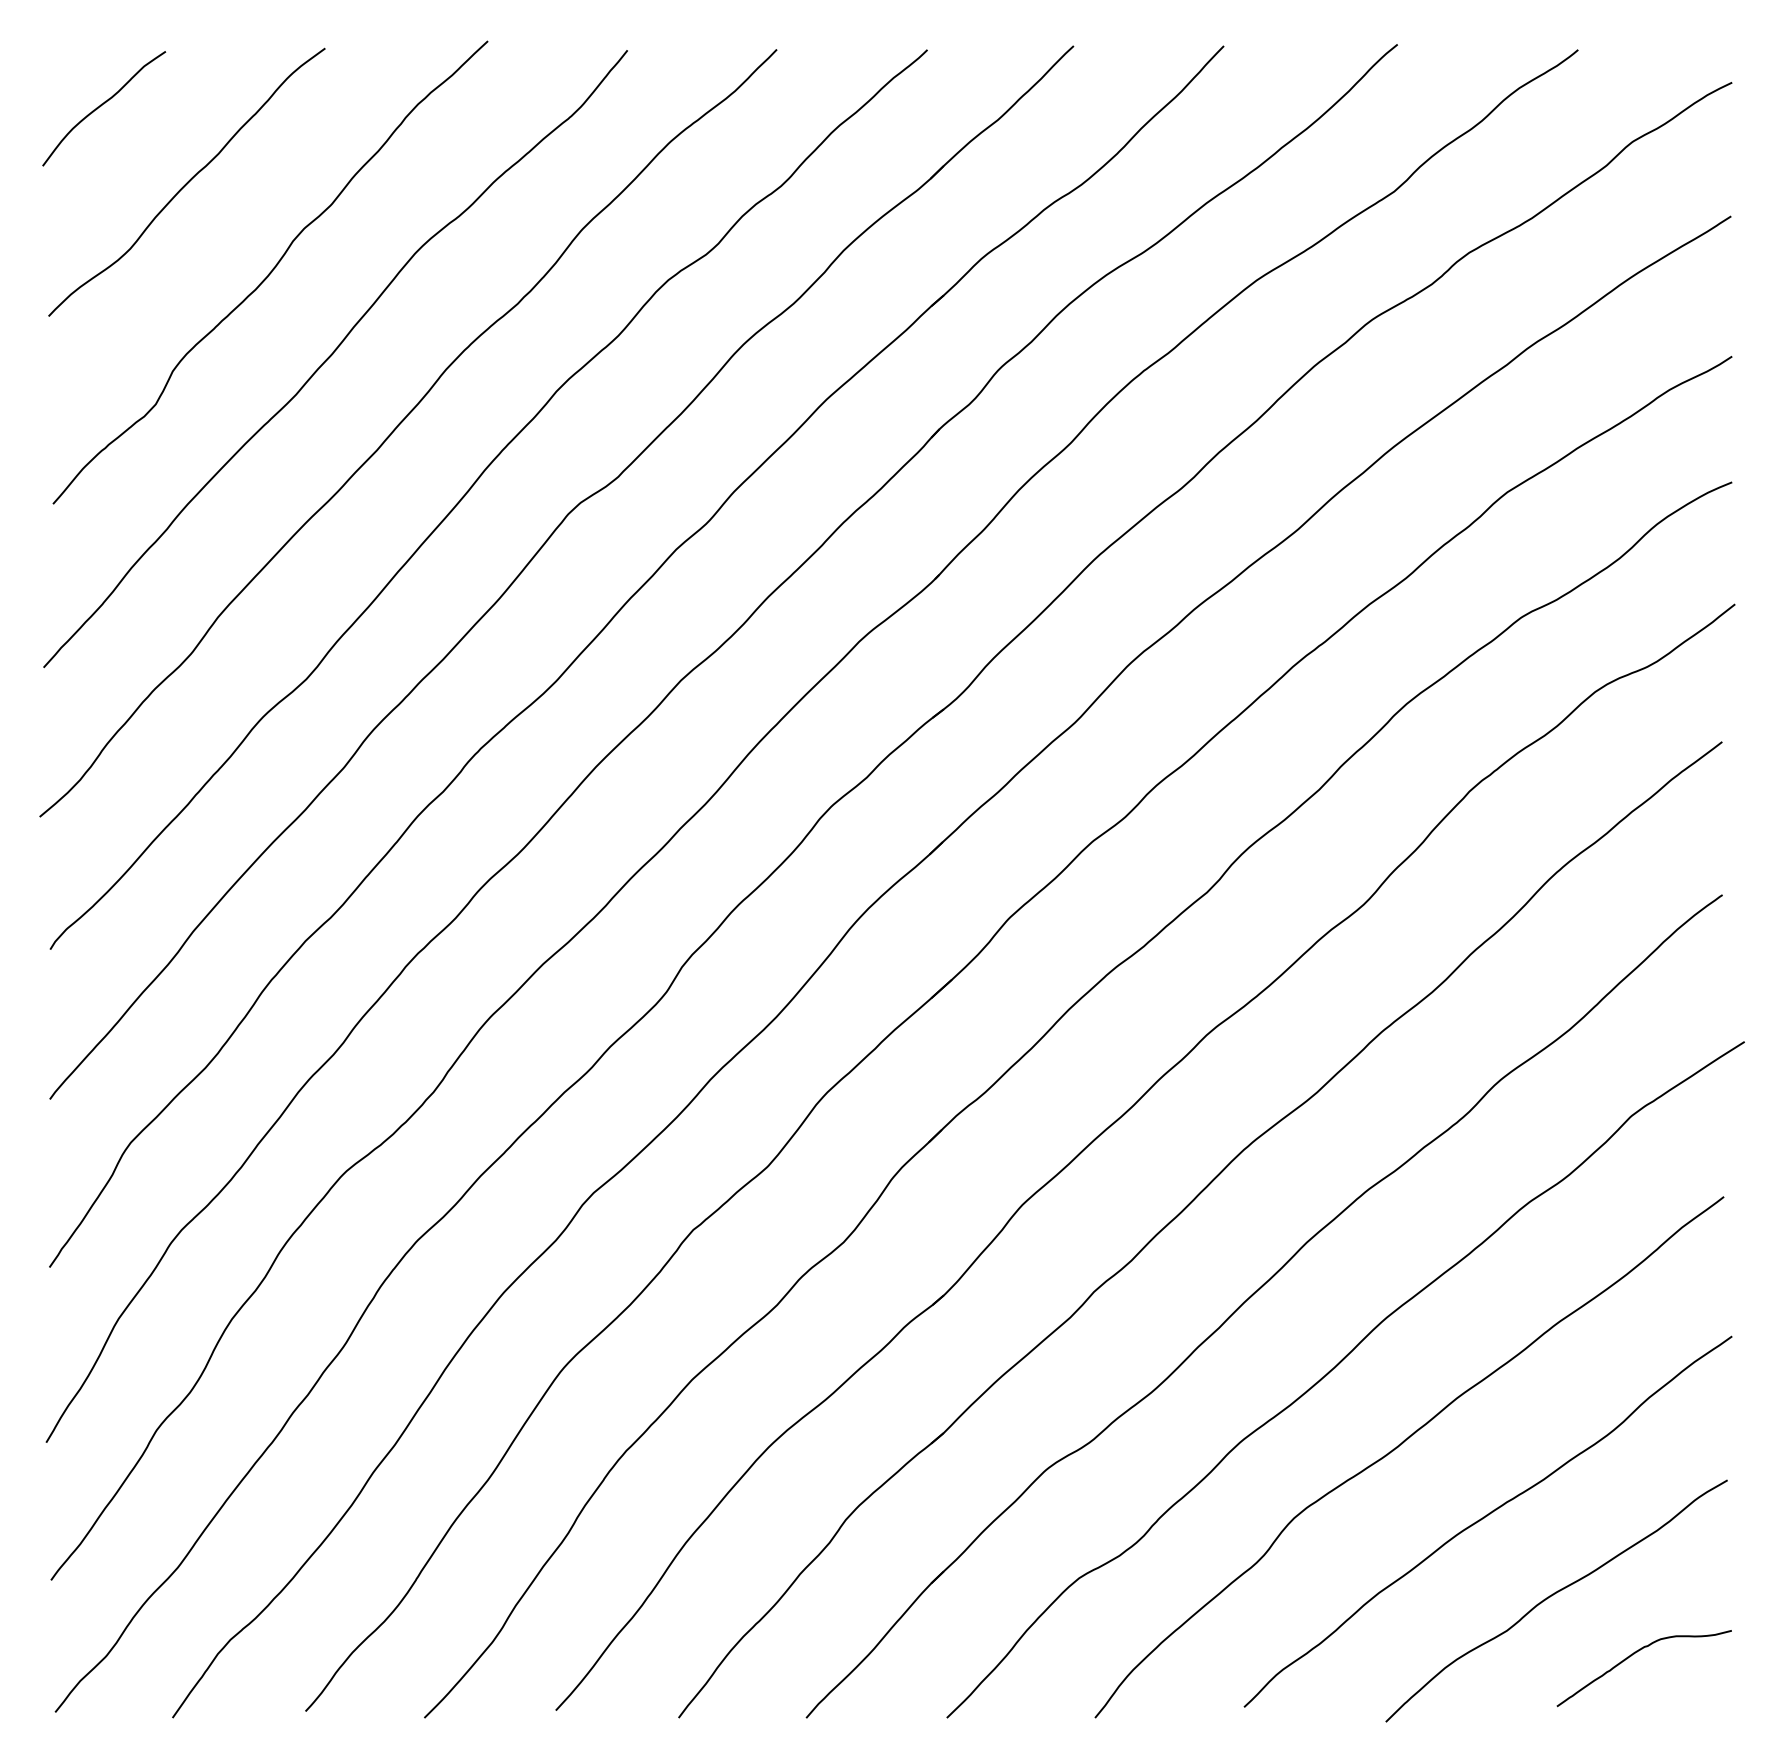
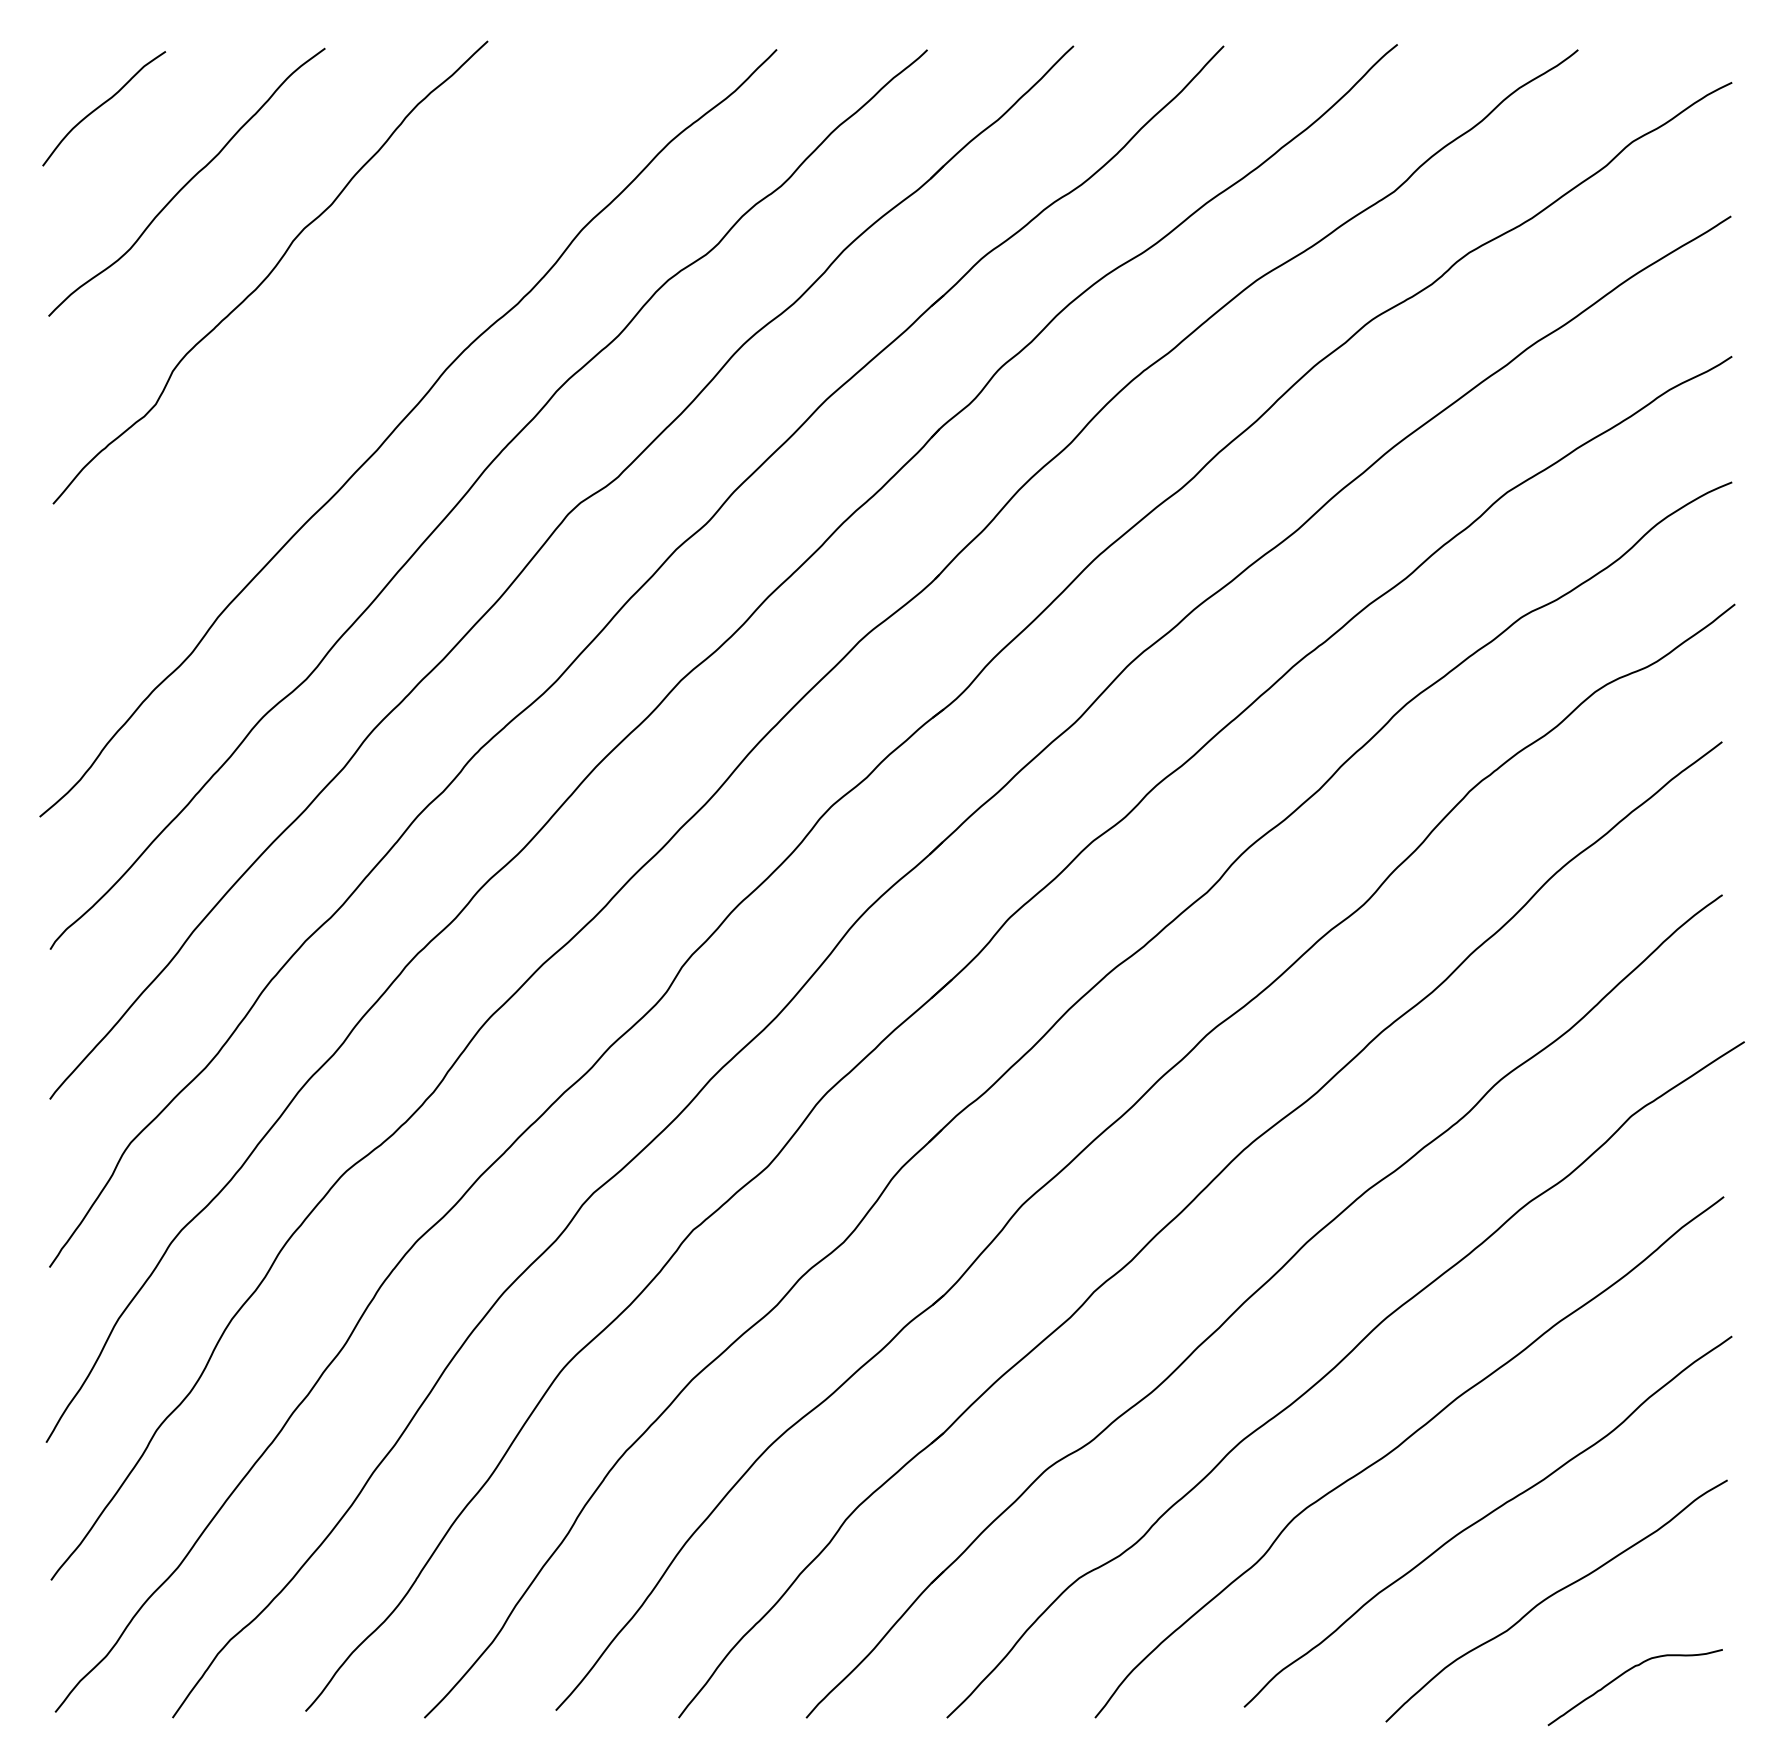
curve: present -> none (332, 355)
curve position: (1634, 1654) -> (1625, 1673) (1625, 1673)
